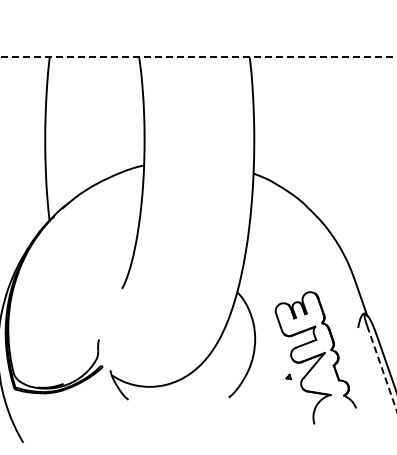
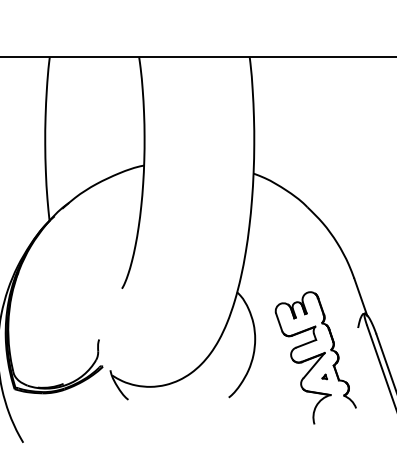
line: dashed -> solid (198, 57)
line: dashed -> solid (382, 369)
part position: (288, 376) -> (324, 376) (324, 376)
